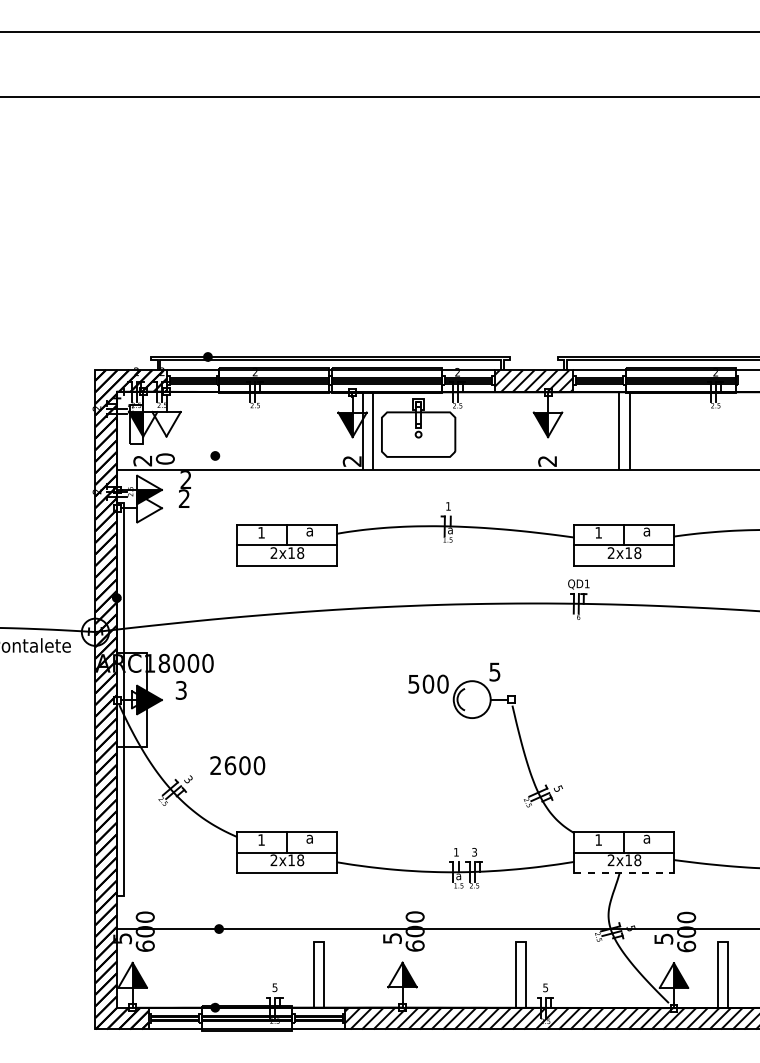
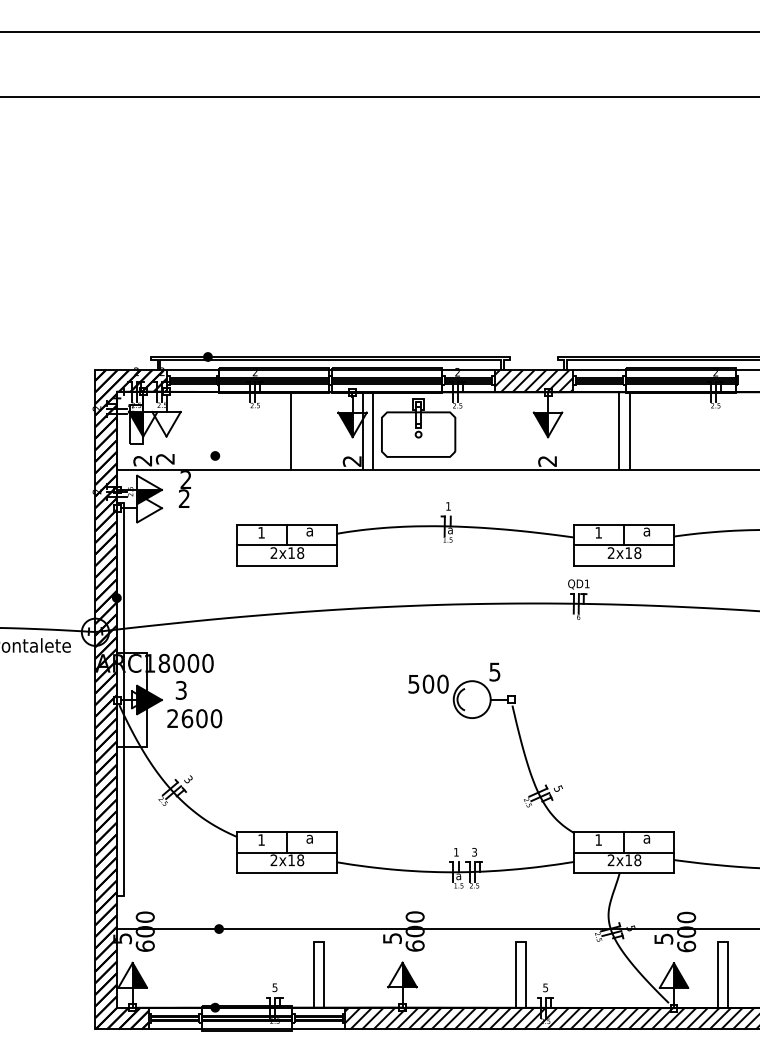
line: none -> present (290, 430)
text: 0 -> 2 (164, 458)
text position: (237, 765) -> (194, 718) (194, 718)
line: dashed -> solid (624, 872)
